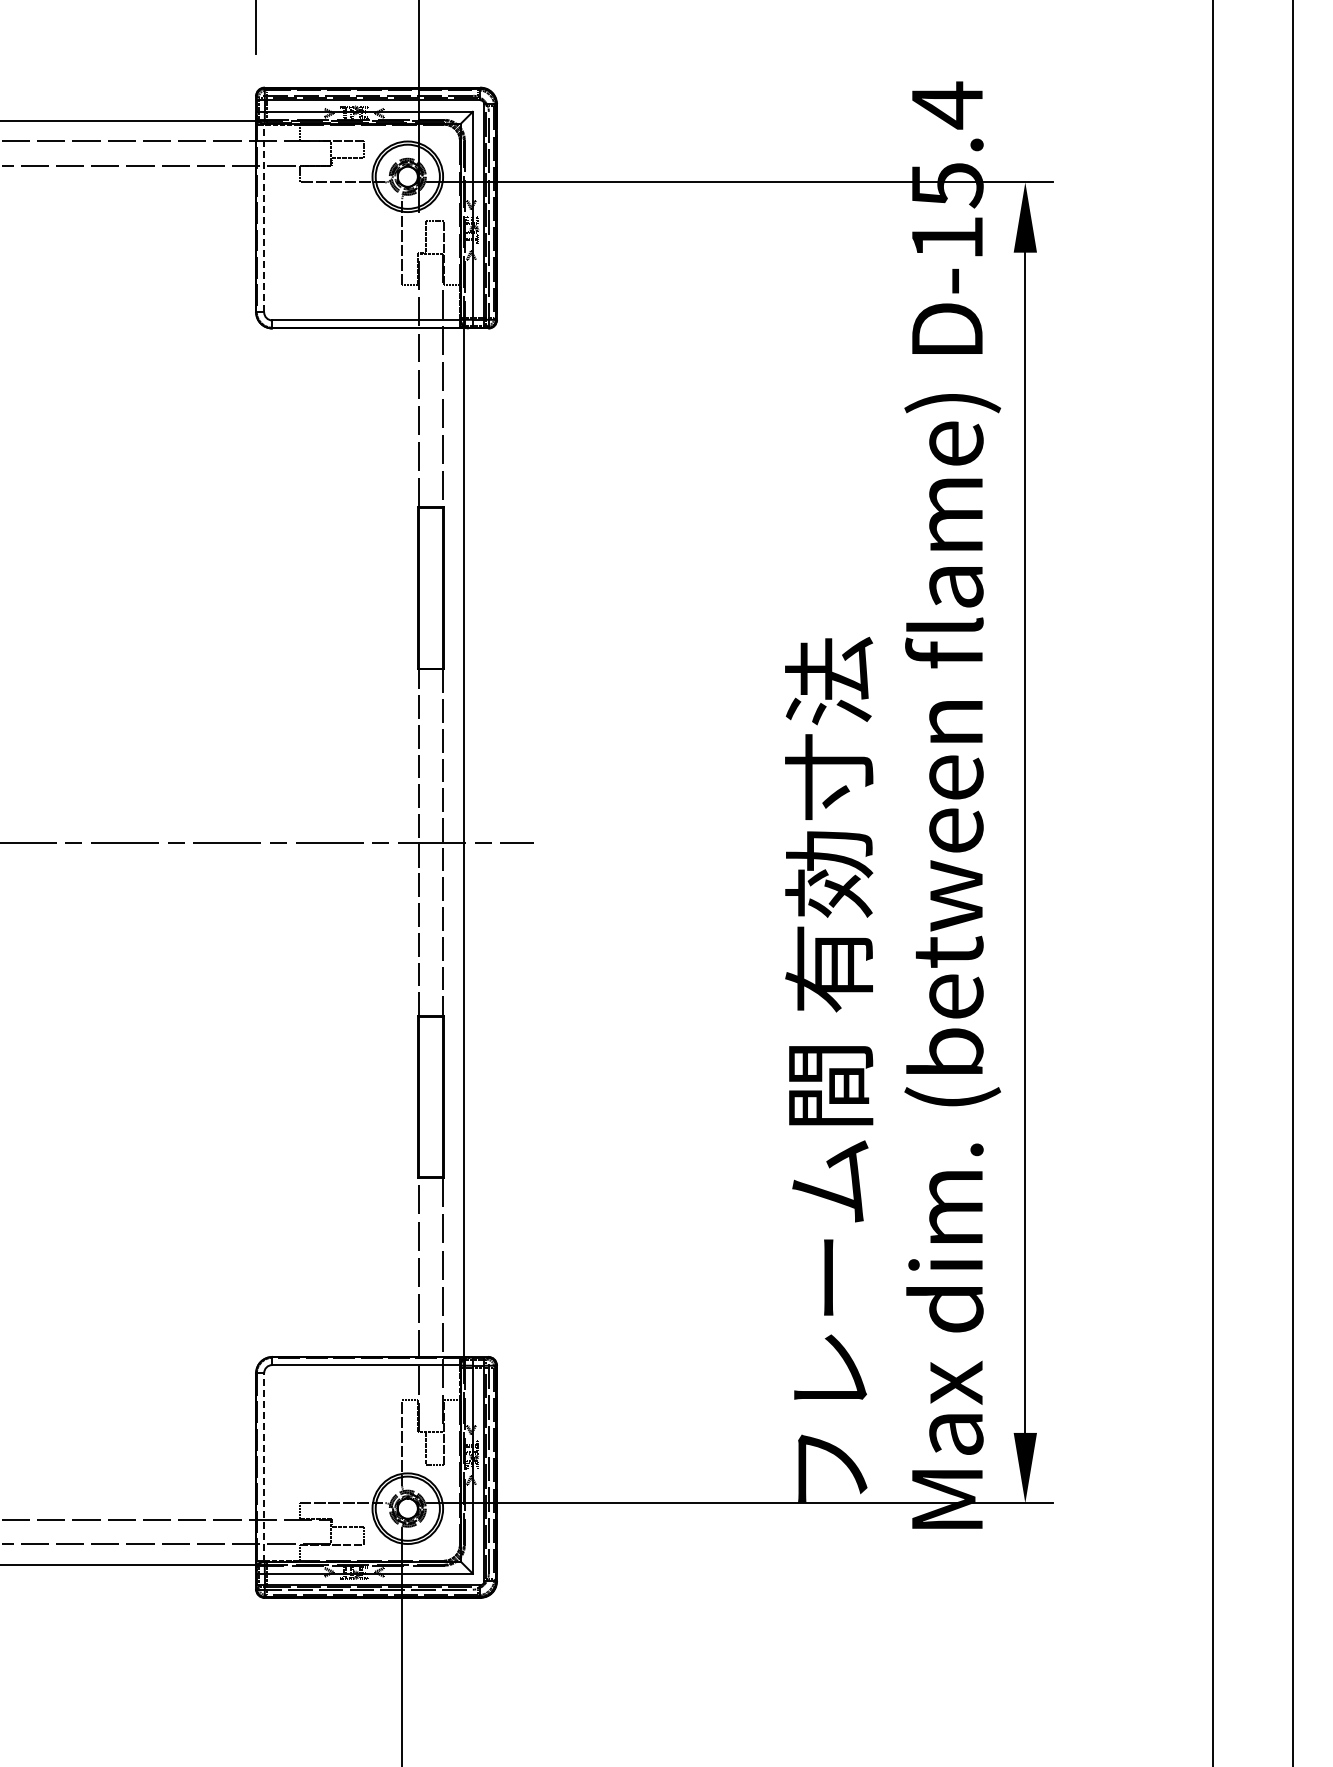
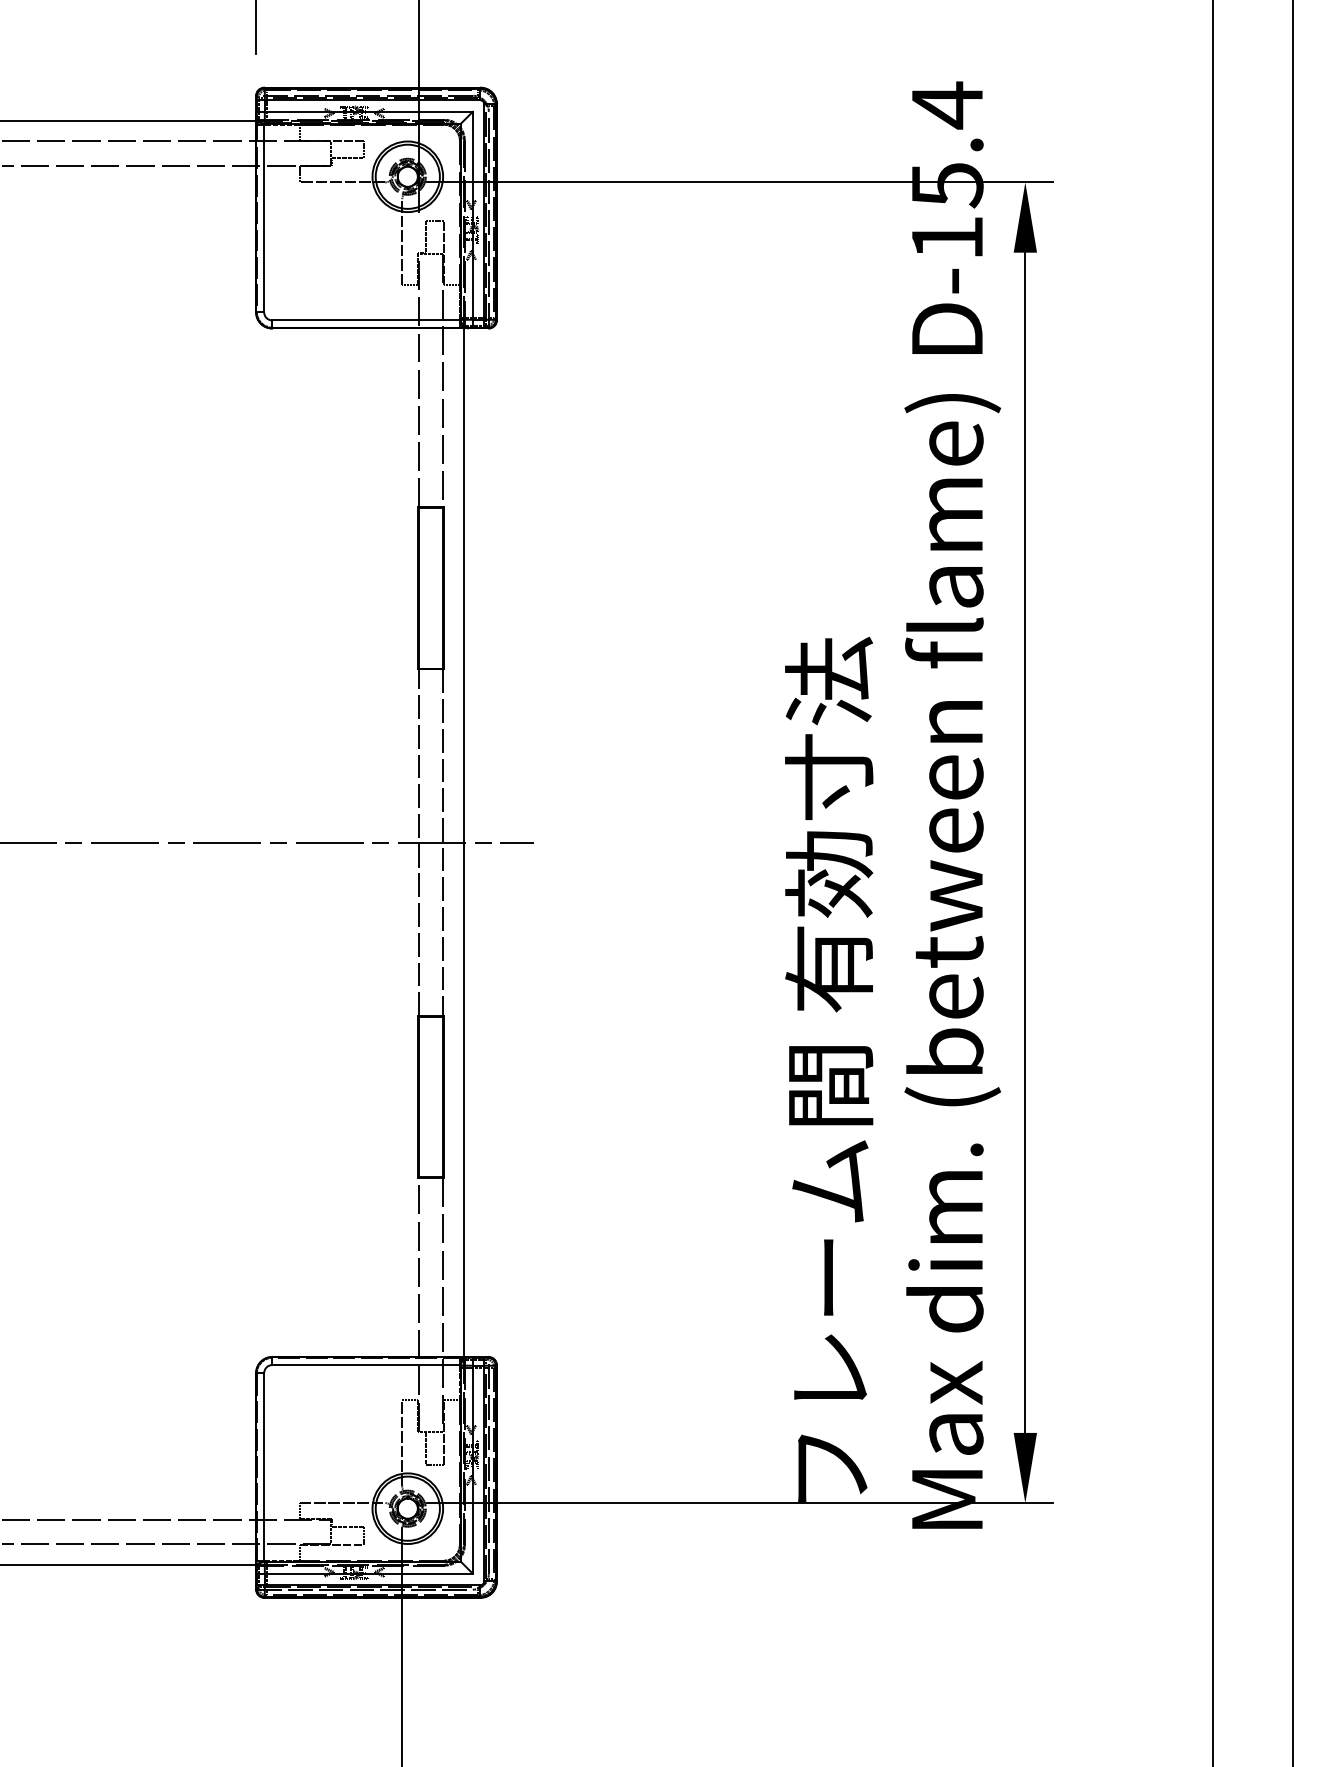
line: dashed -> solid (264, 217)
line: dashed -> solid (264, 1466)
